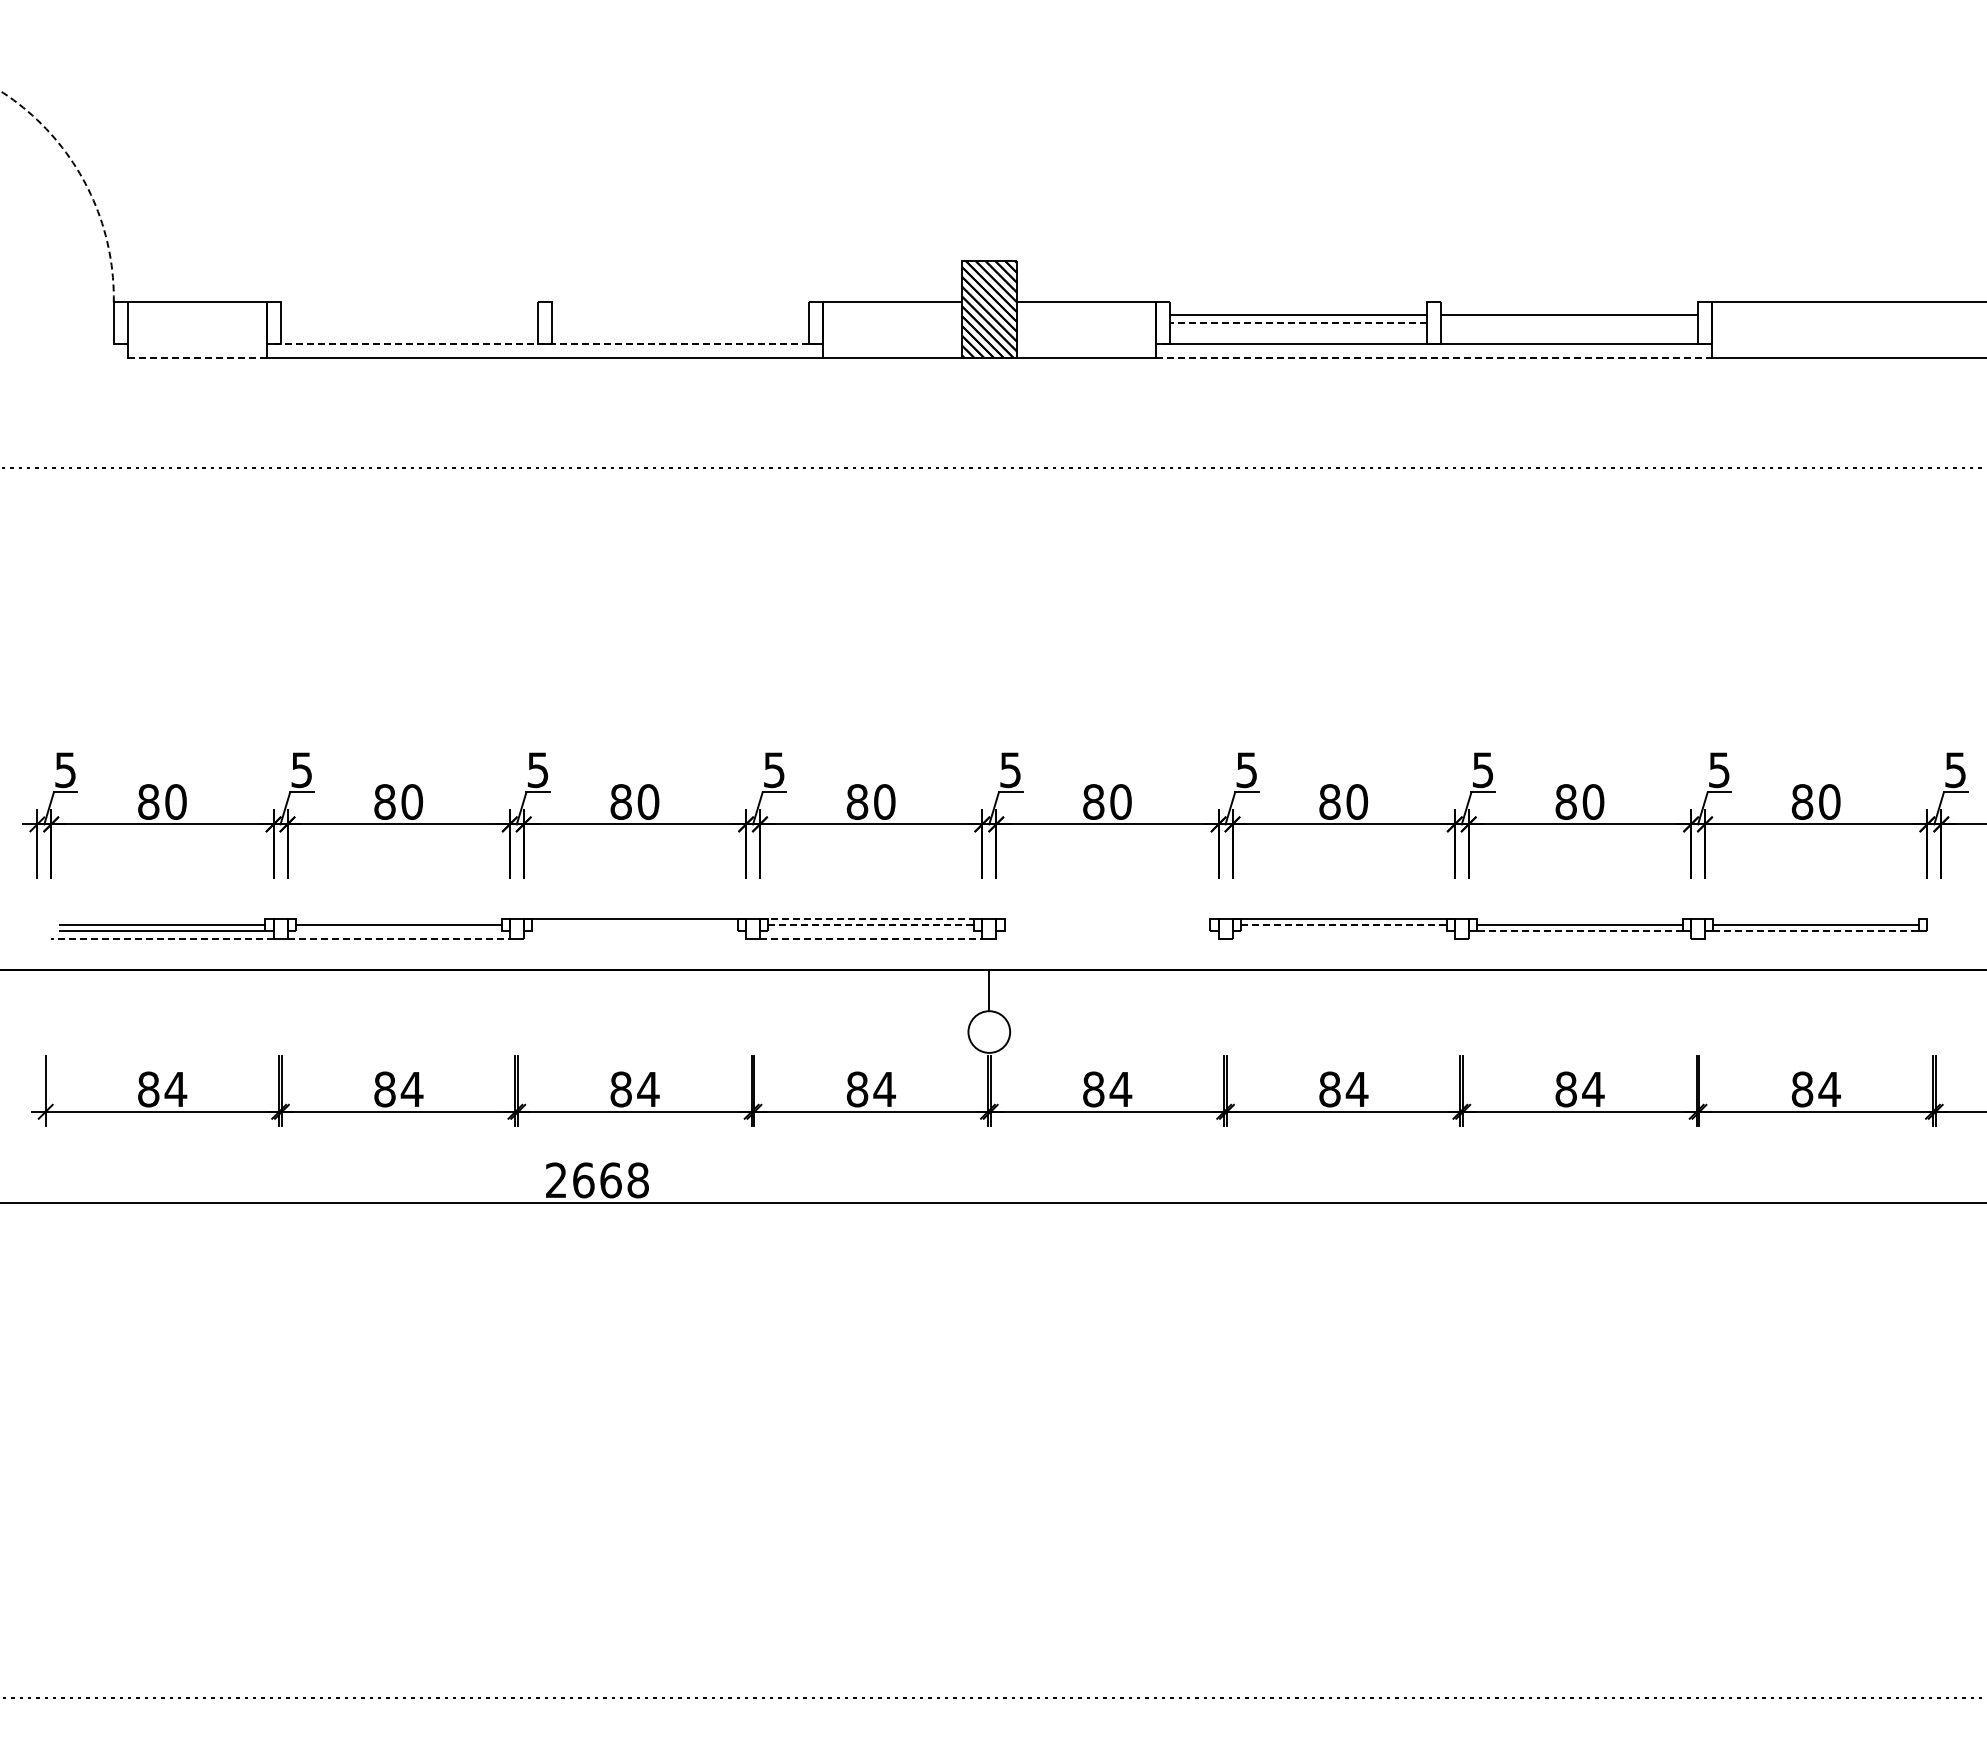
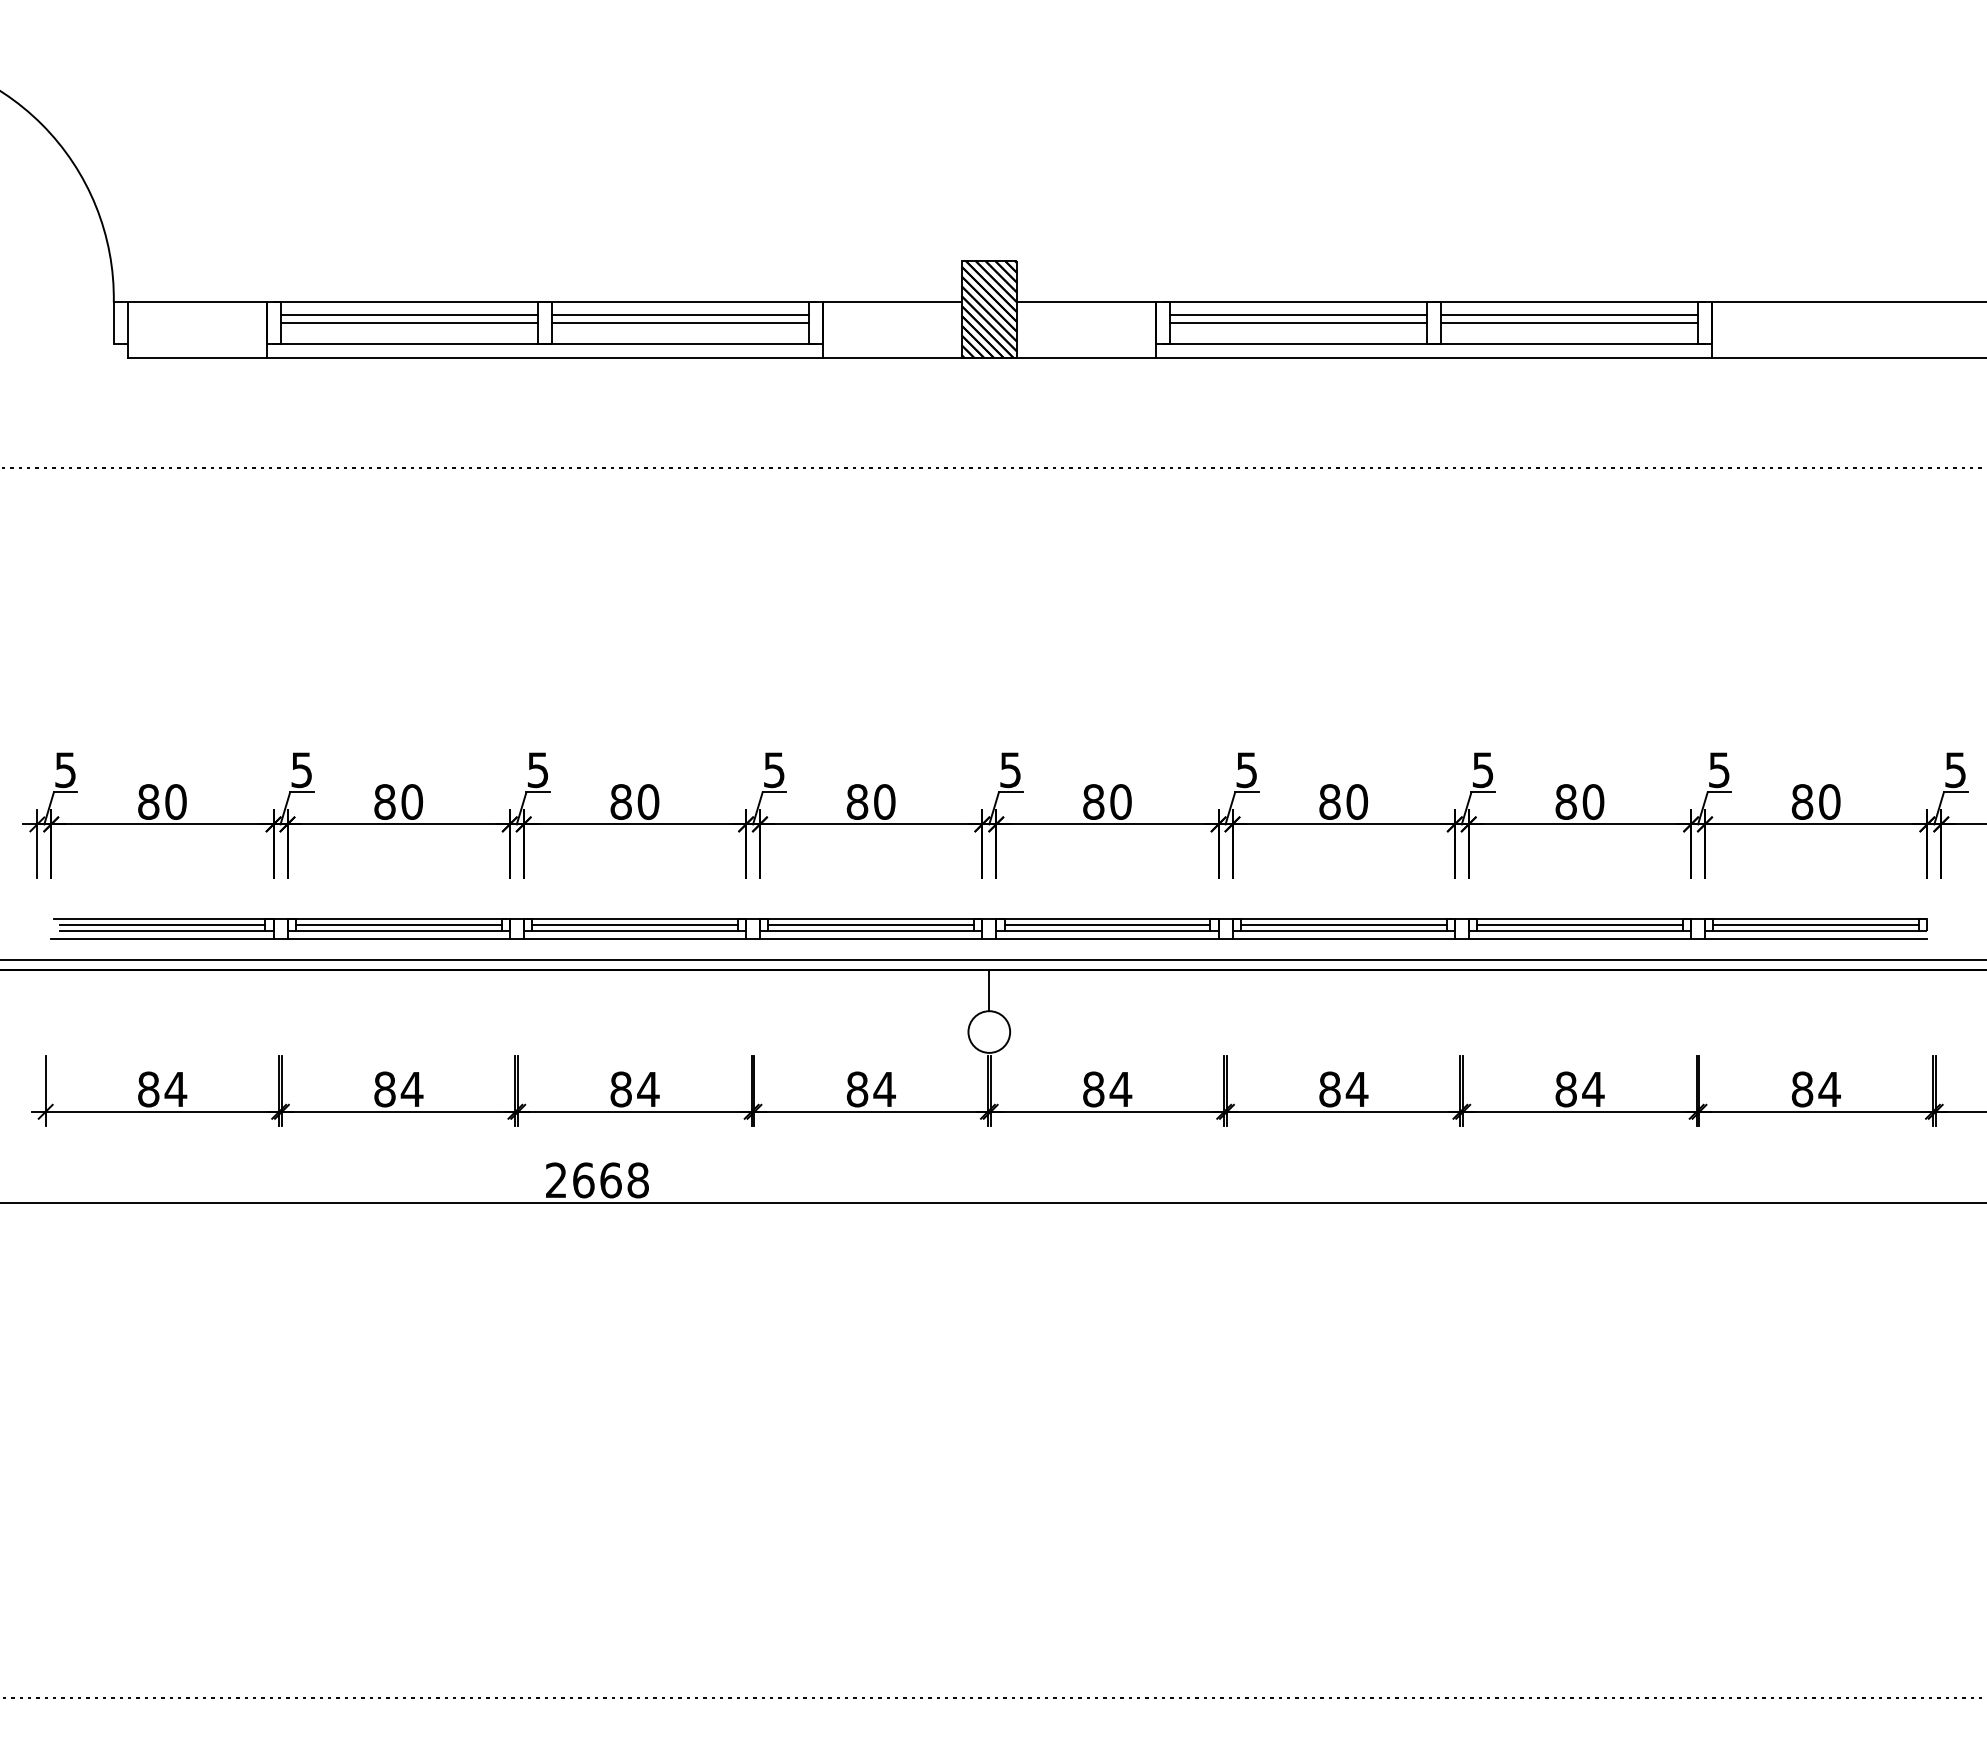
arc: dashed -> solid (84, 182)
line: none -> present (544, 302)
line: none -> present (1434, 302)
line: none -> present (408, 314)
line: none -> present (679, 314)
line: none -> present (408, 323)
line: none -> present (679, 323)
line: dashed -> solid (1298, 323)
line: none -> present (1569, 323)
line: dashed -> solid (544, 344)
line: dashed -> solid (197, 358)
line: dashed -> solid (1434, 358)
line: none -> present (163, 919)
line: none -> present (397, 919)
line: dashed -> solid (869, 919)
line: none -> present (1108, 919)
line: none -> present (1581, 919)
line: none -> present (1814, 919)
line: none -> present (634, 925)
line: dashed -> solid (871, 925)
line: none -> present (1107, 925)
line: dashed -> solid (1343, 925)
line: none -> present (398, 930)
line: none -> present (634, 930)
line: none -> present (871, 930)
line: none -> present (1107, 930)
line: none -> present (1343, 930)
line: dashed -> solid (1579, 930)
line: dashed -> solid (1816, 930)
line: dashed -> solid (161, 938)
line: dashed -> solid (399, 938)
line: none -> present (634, 938)
line: dashed -> solid (871, 938)
line: none -> present (1107, 938)
line: none -> present (1343, 938)
line: none -> present (1579, 938)
line: none -> present (1816, 938)
line: none -> present (992, 959)
